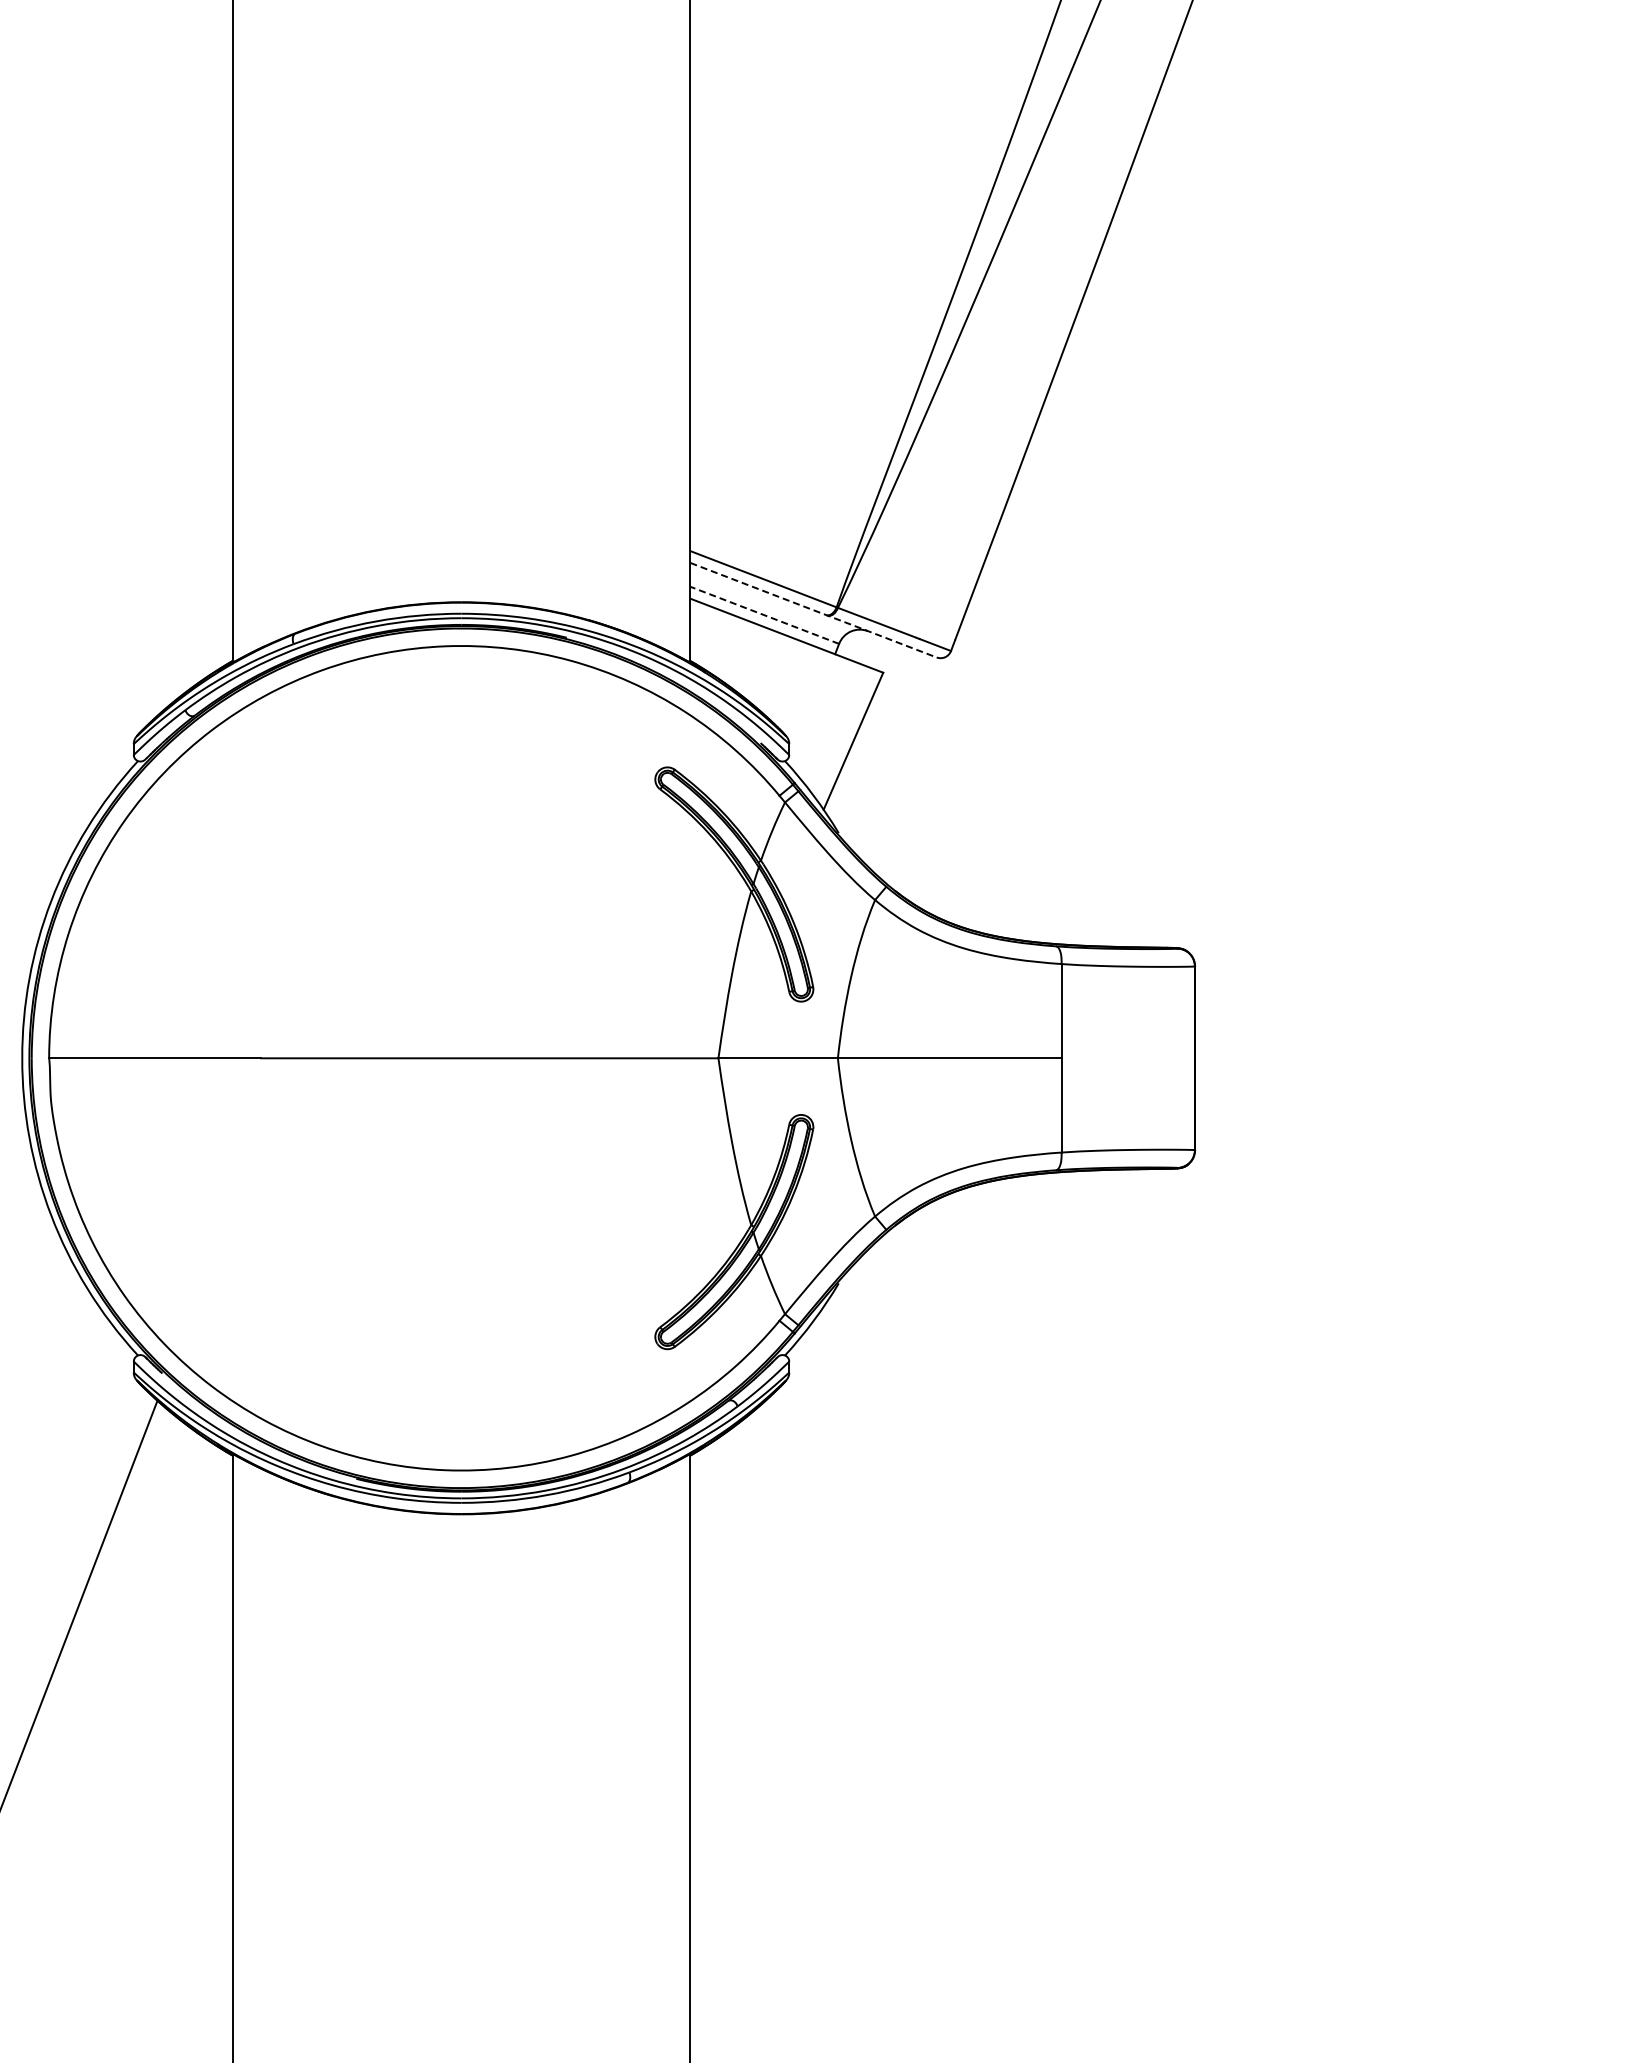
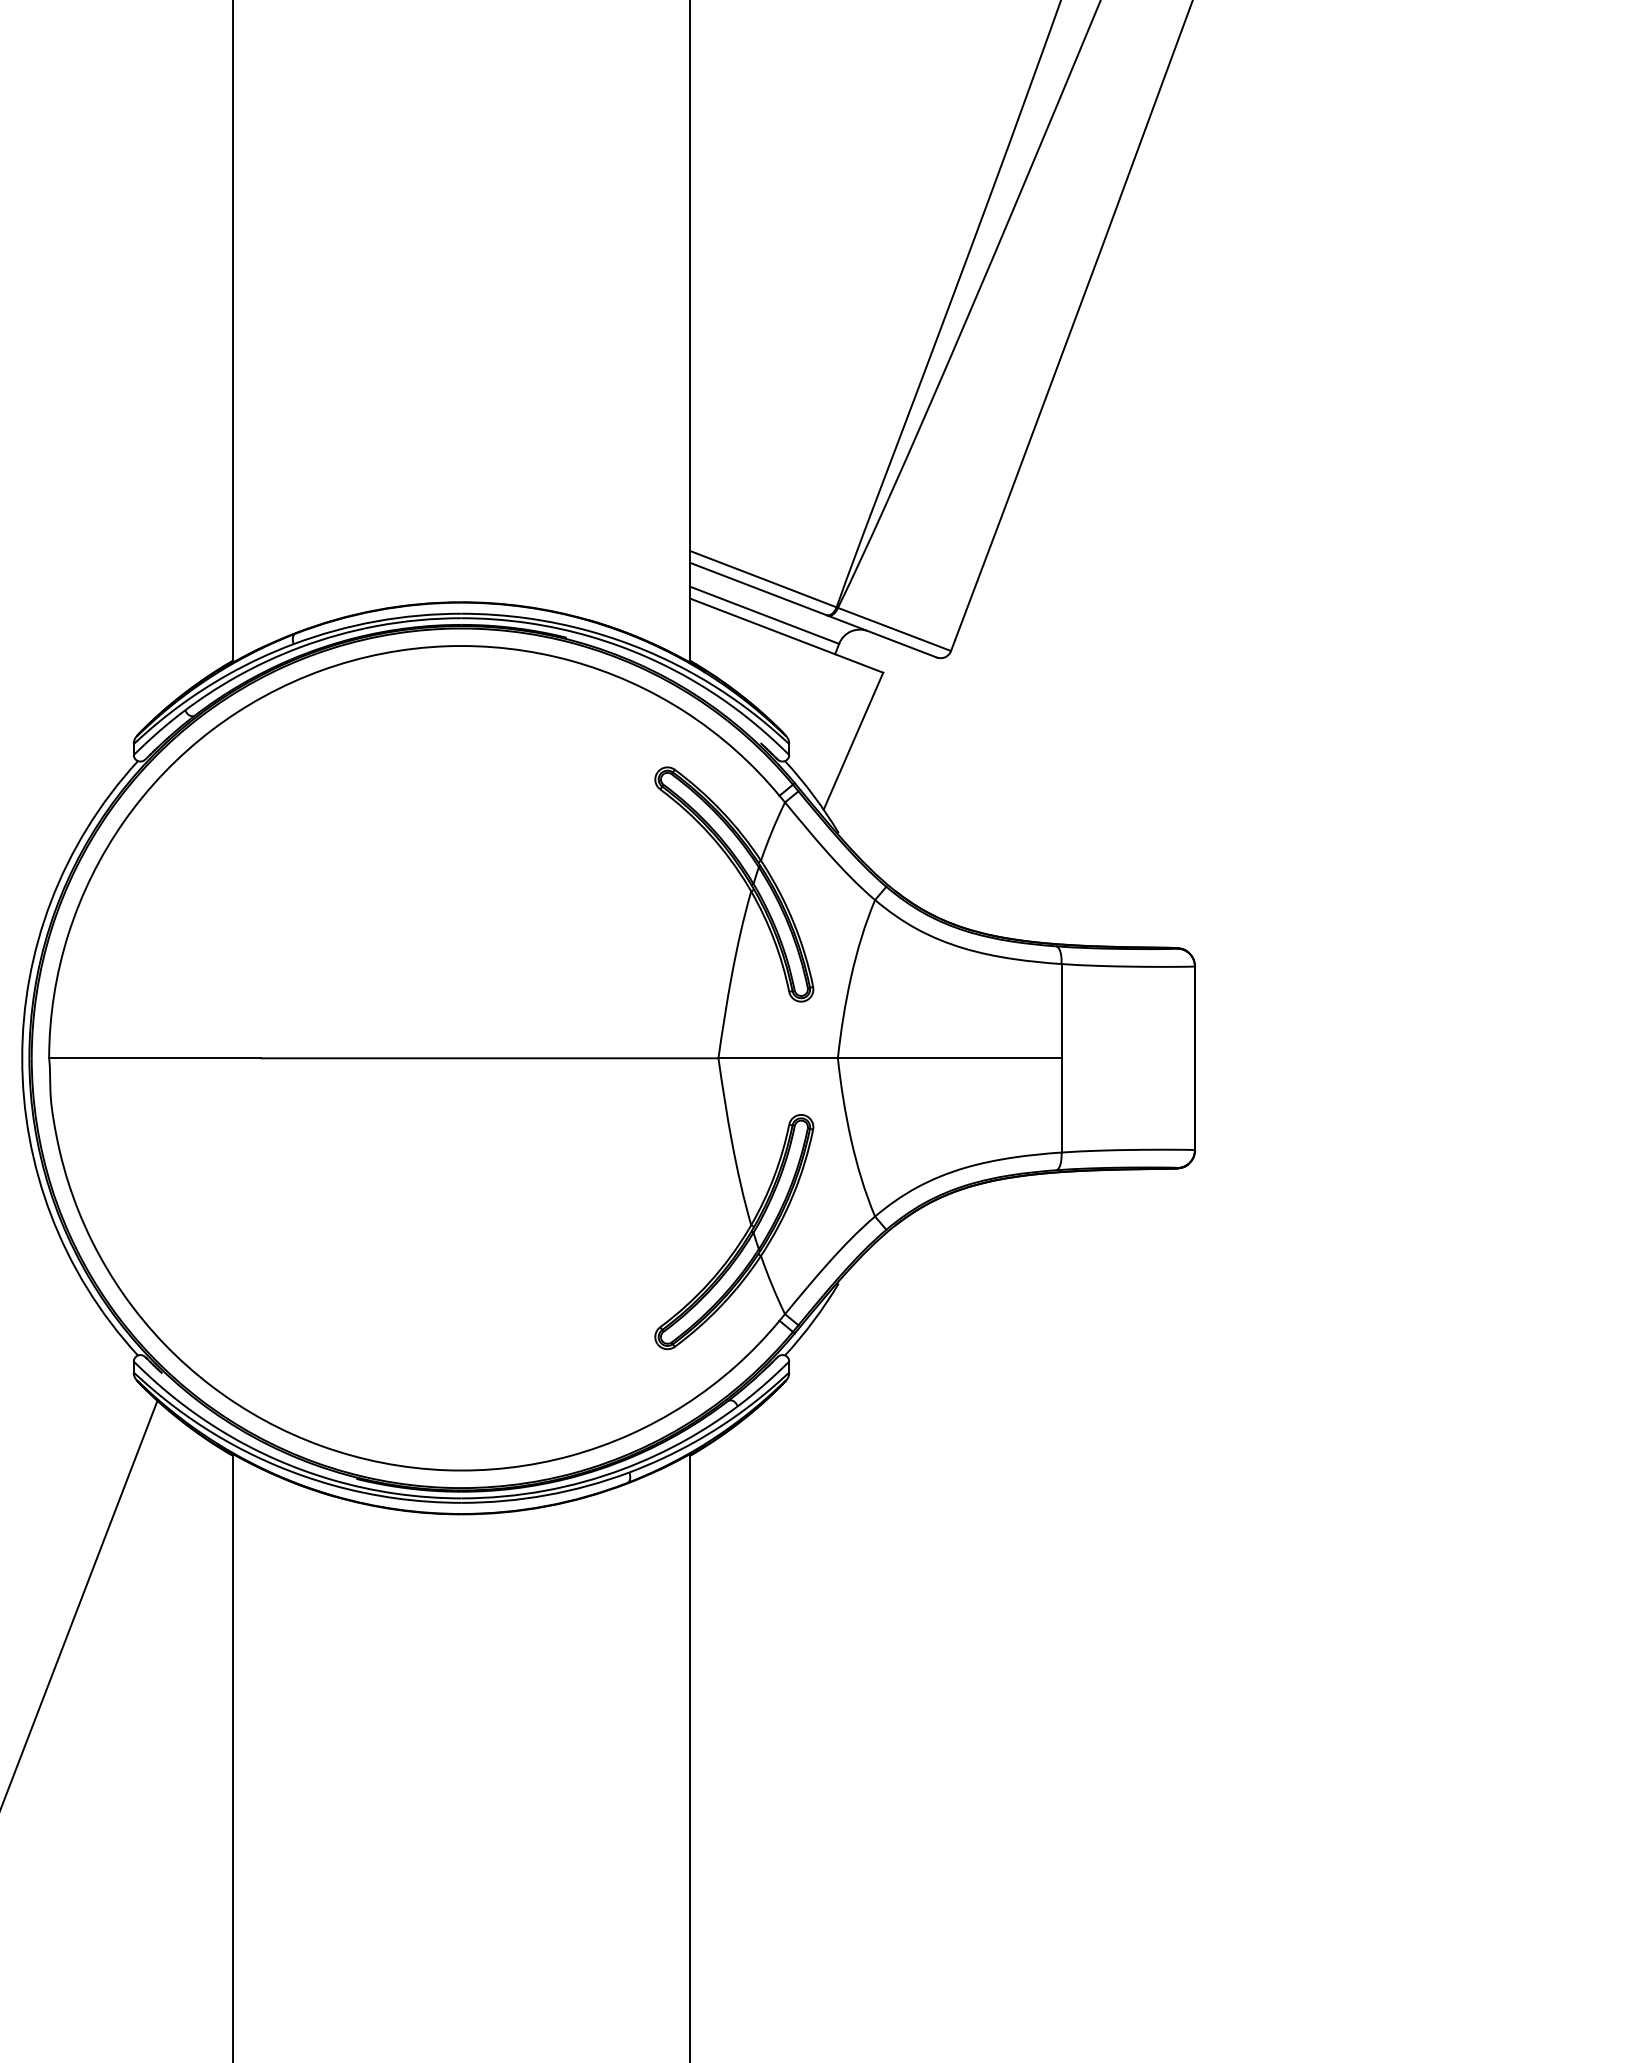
line: dashed -> solid (813, 610)
line: dashed -> solid (764, 615)
